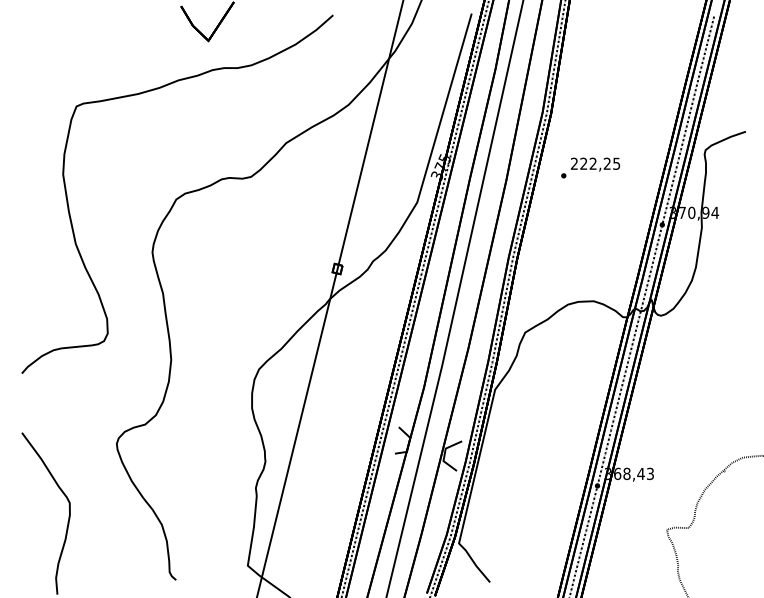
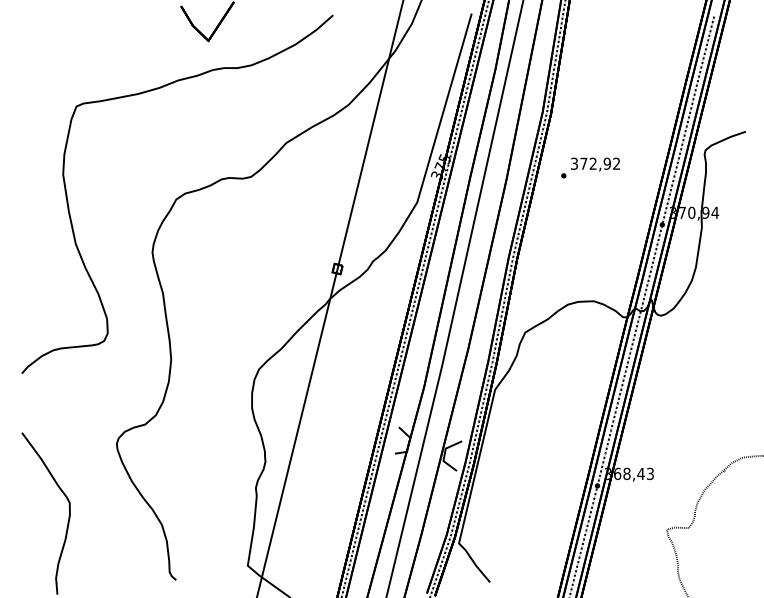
text: 222,25 -> 372,92 (595, 163)
